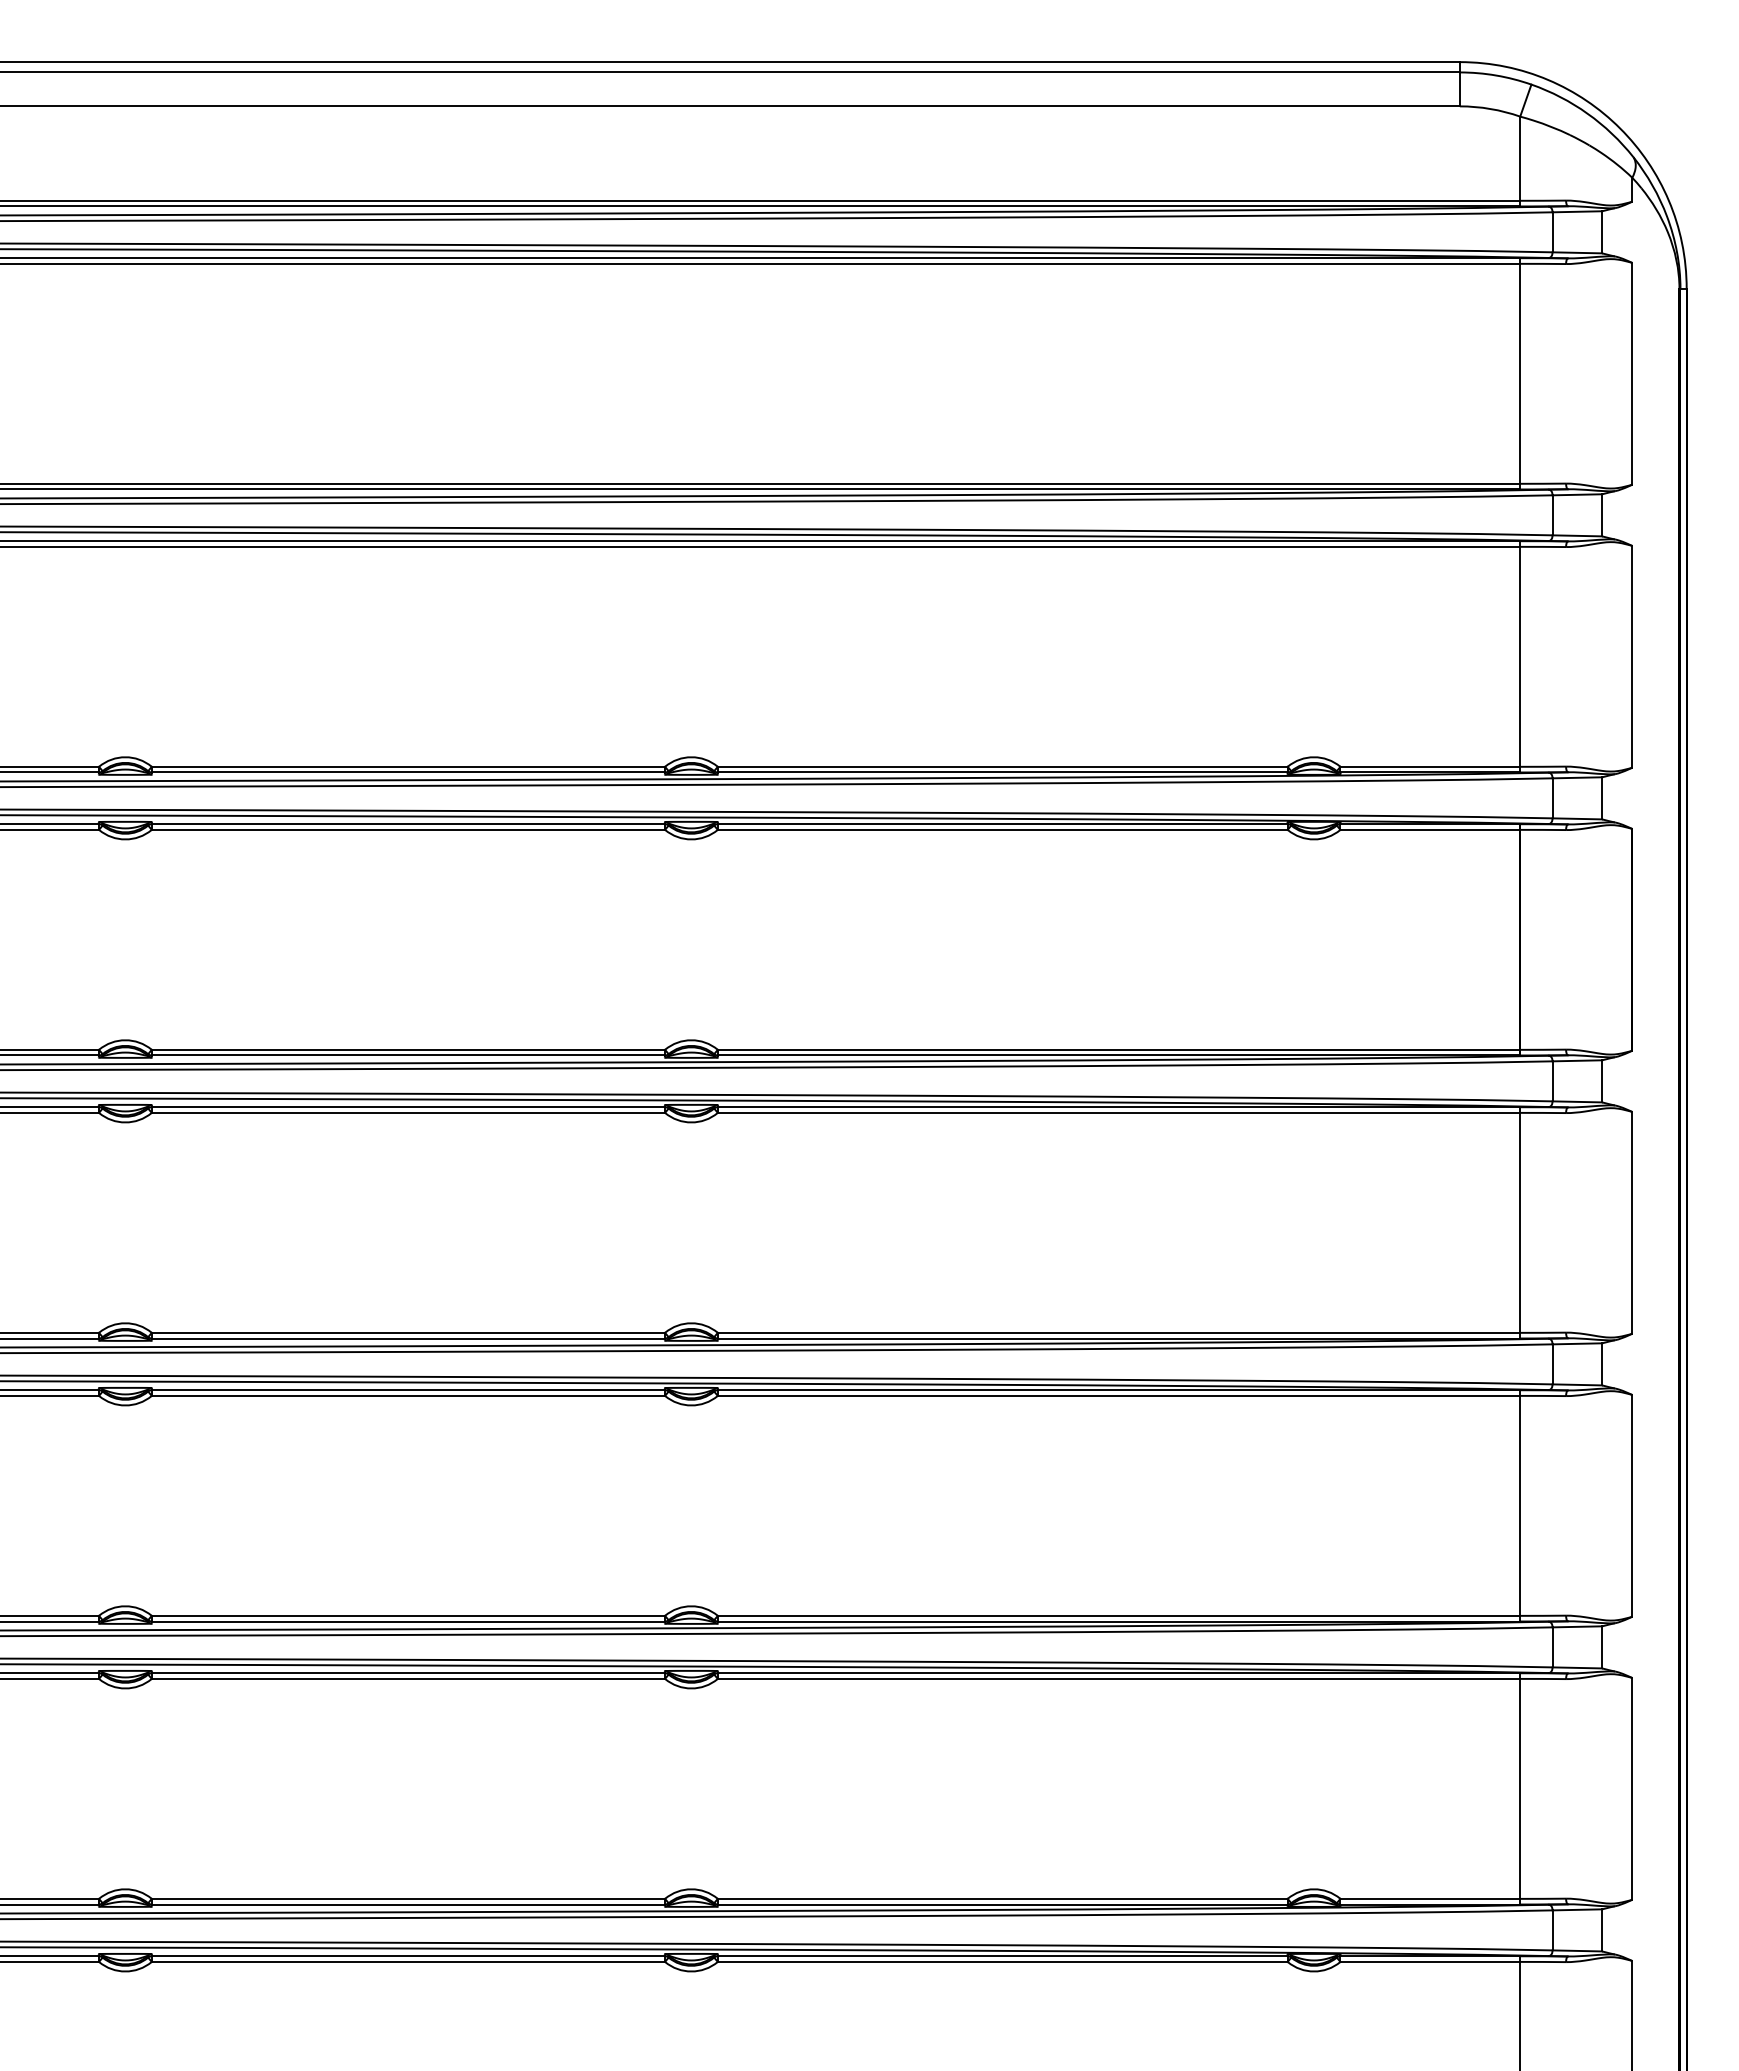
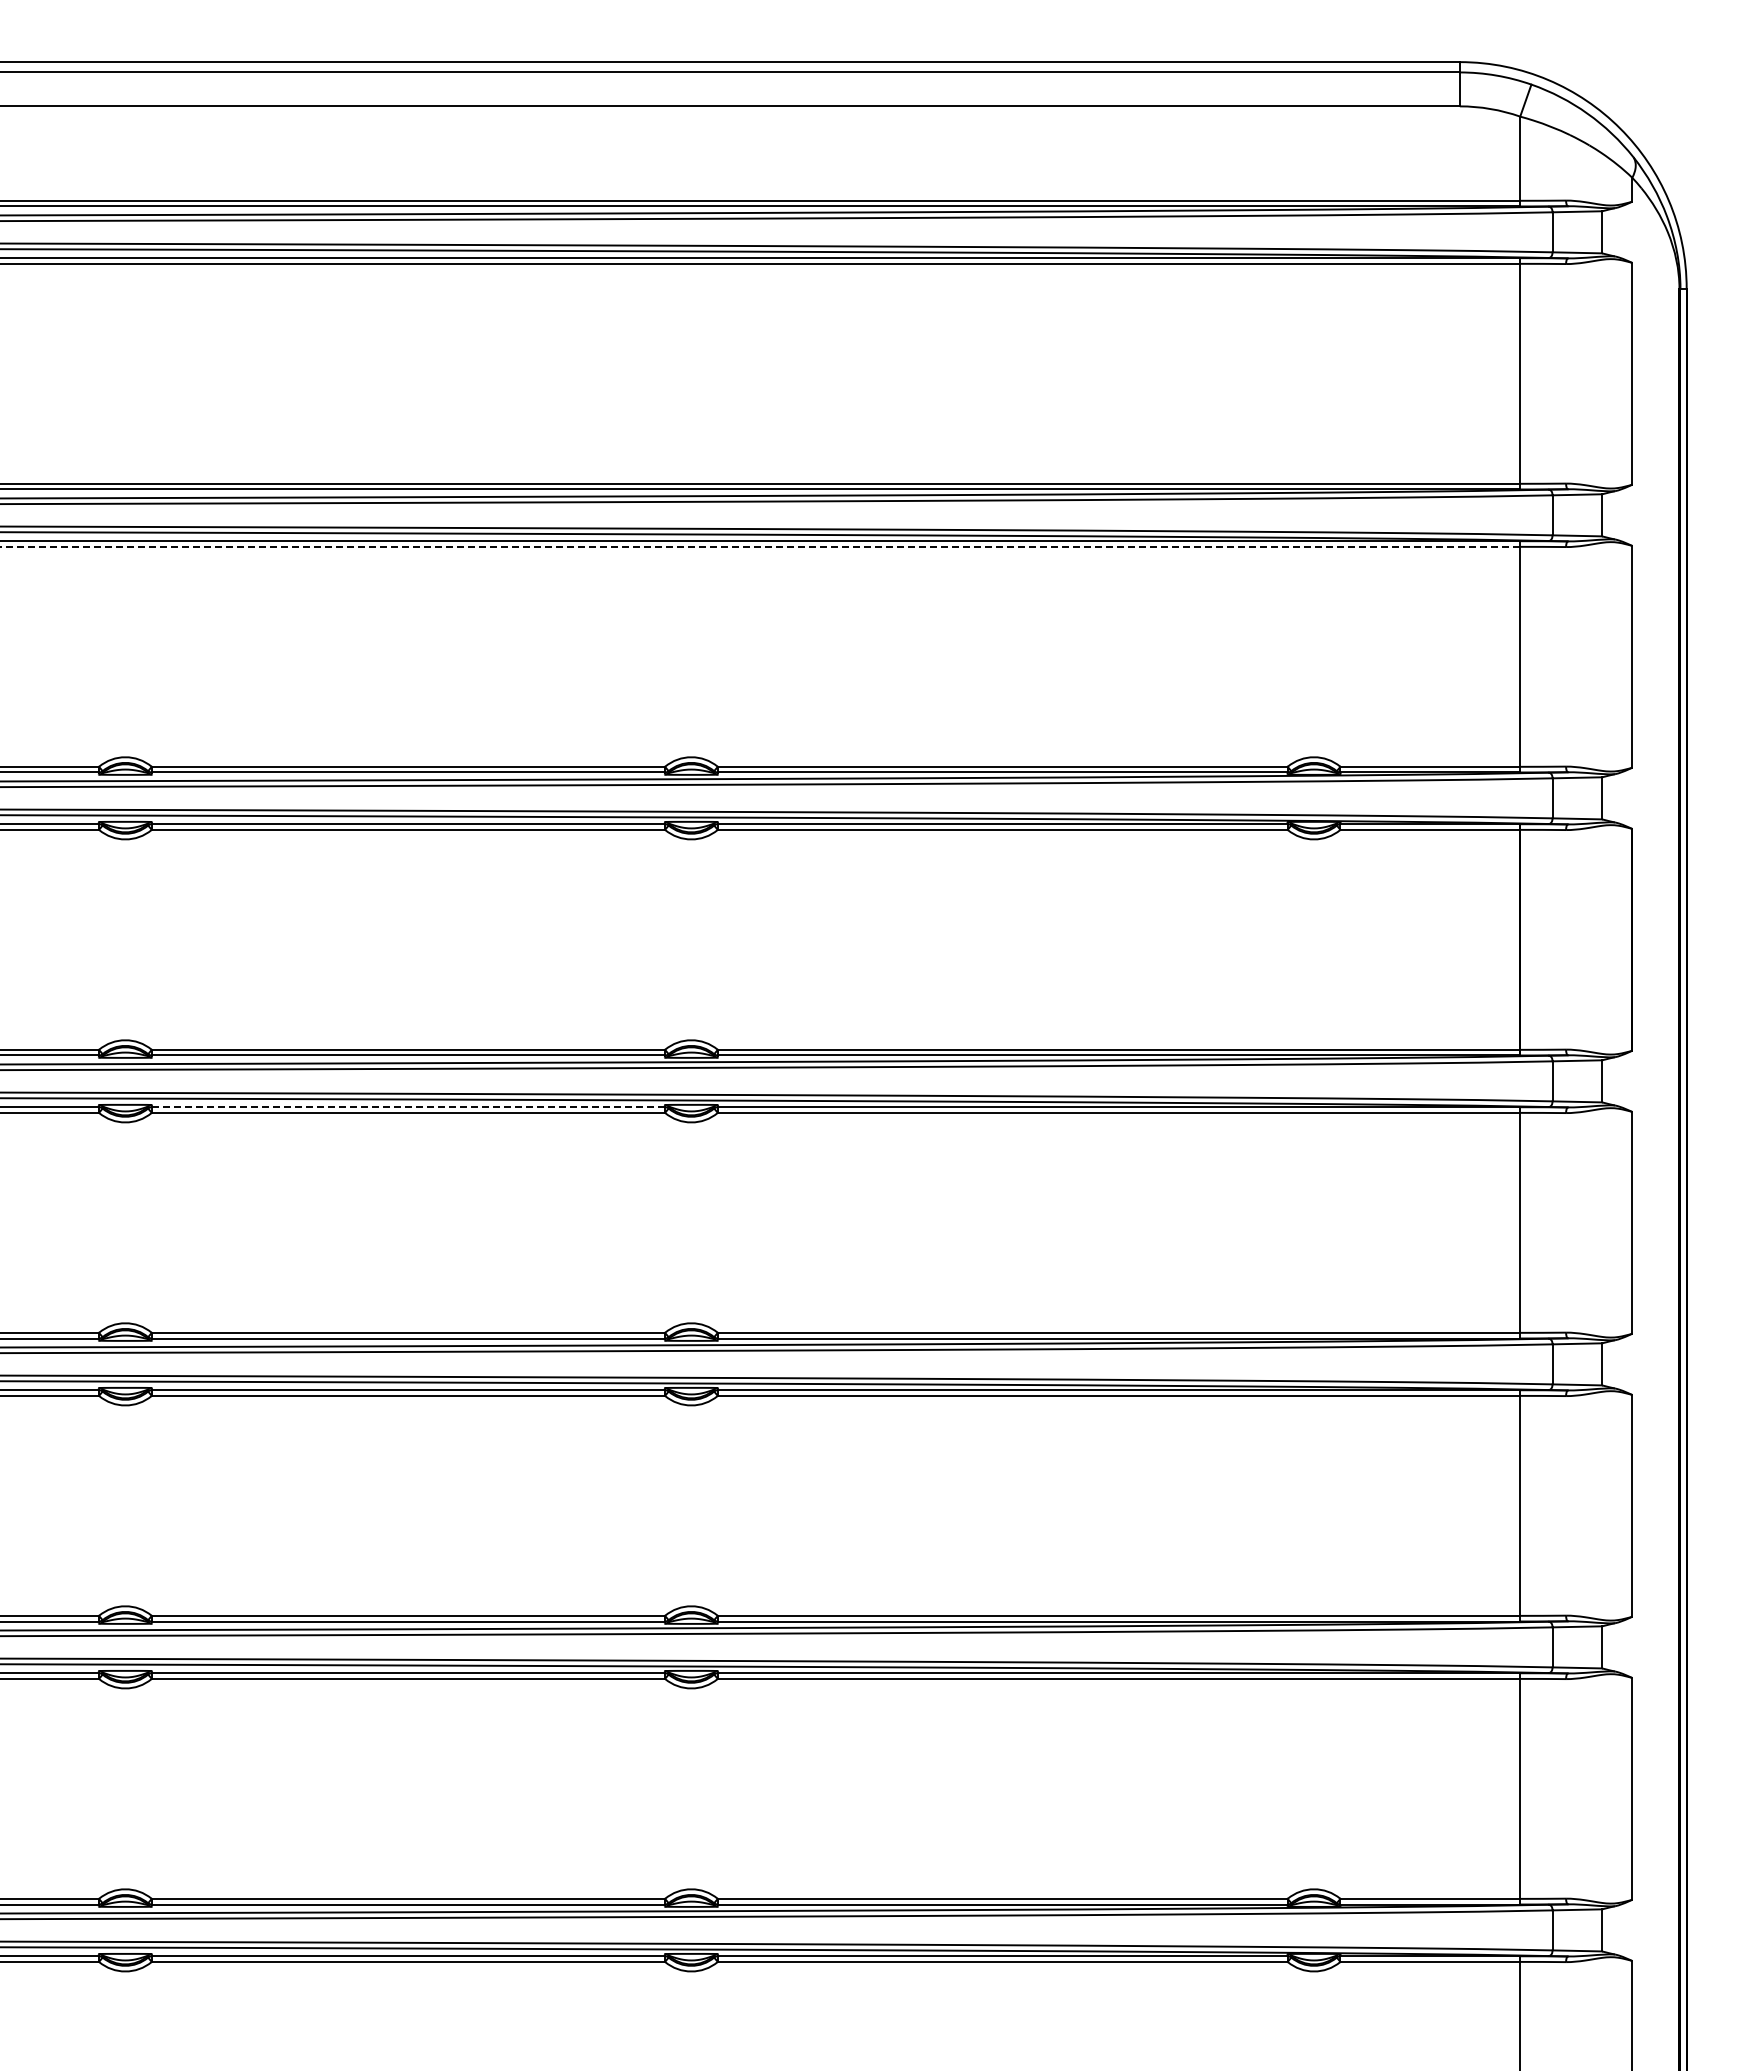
line: solid -> dashed (760, 546)
line: solid -> dashed (408, 1107)
